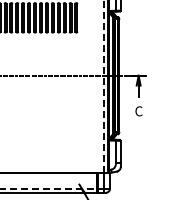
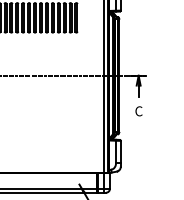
line: dashed -> solid (103, 86)
line: dashed -> solid (48, 188)
